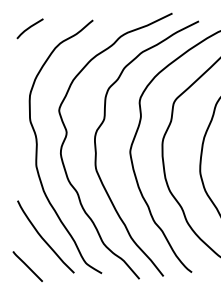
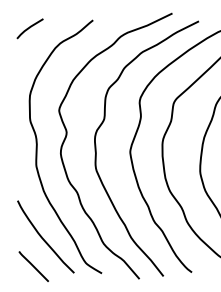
line position: (27, 266) -> (33, 266) (33, 266)
